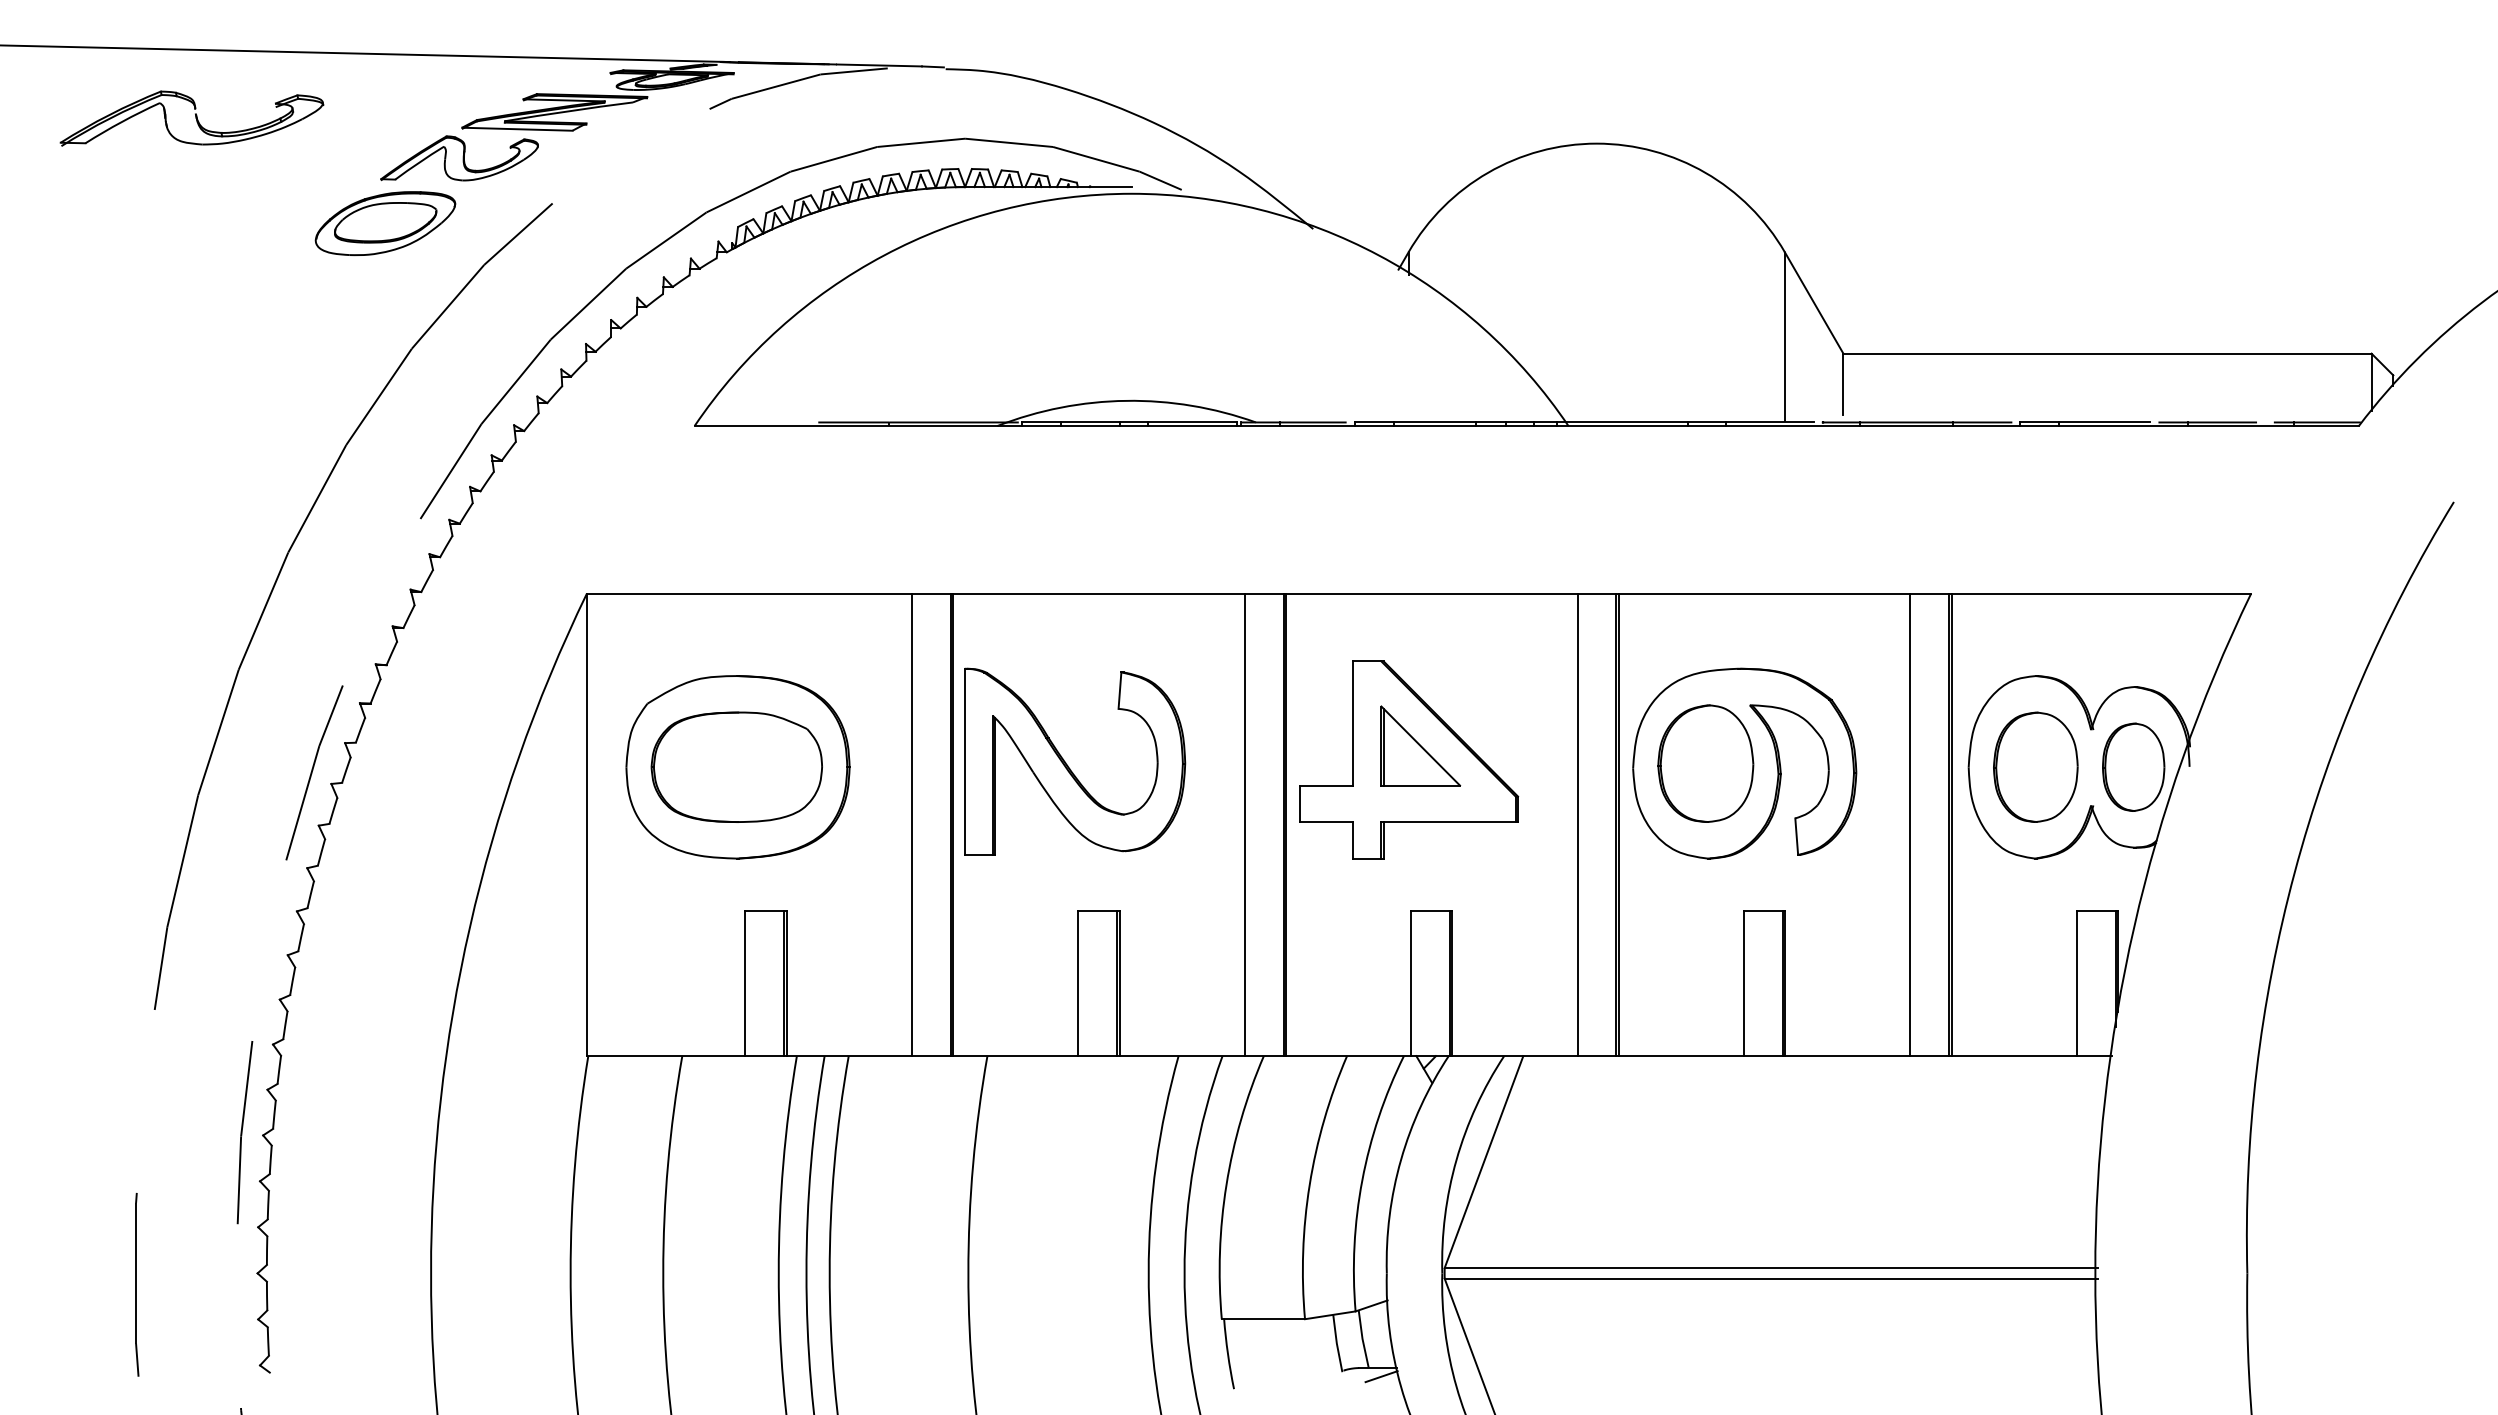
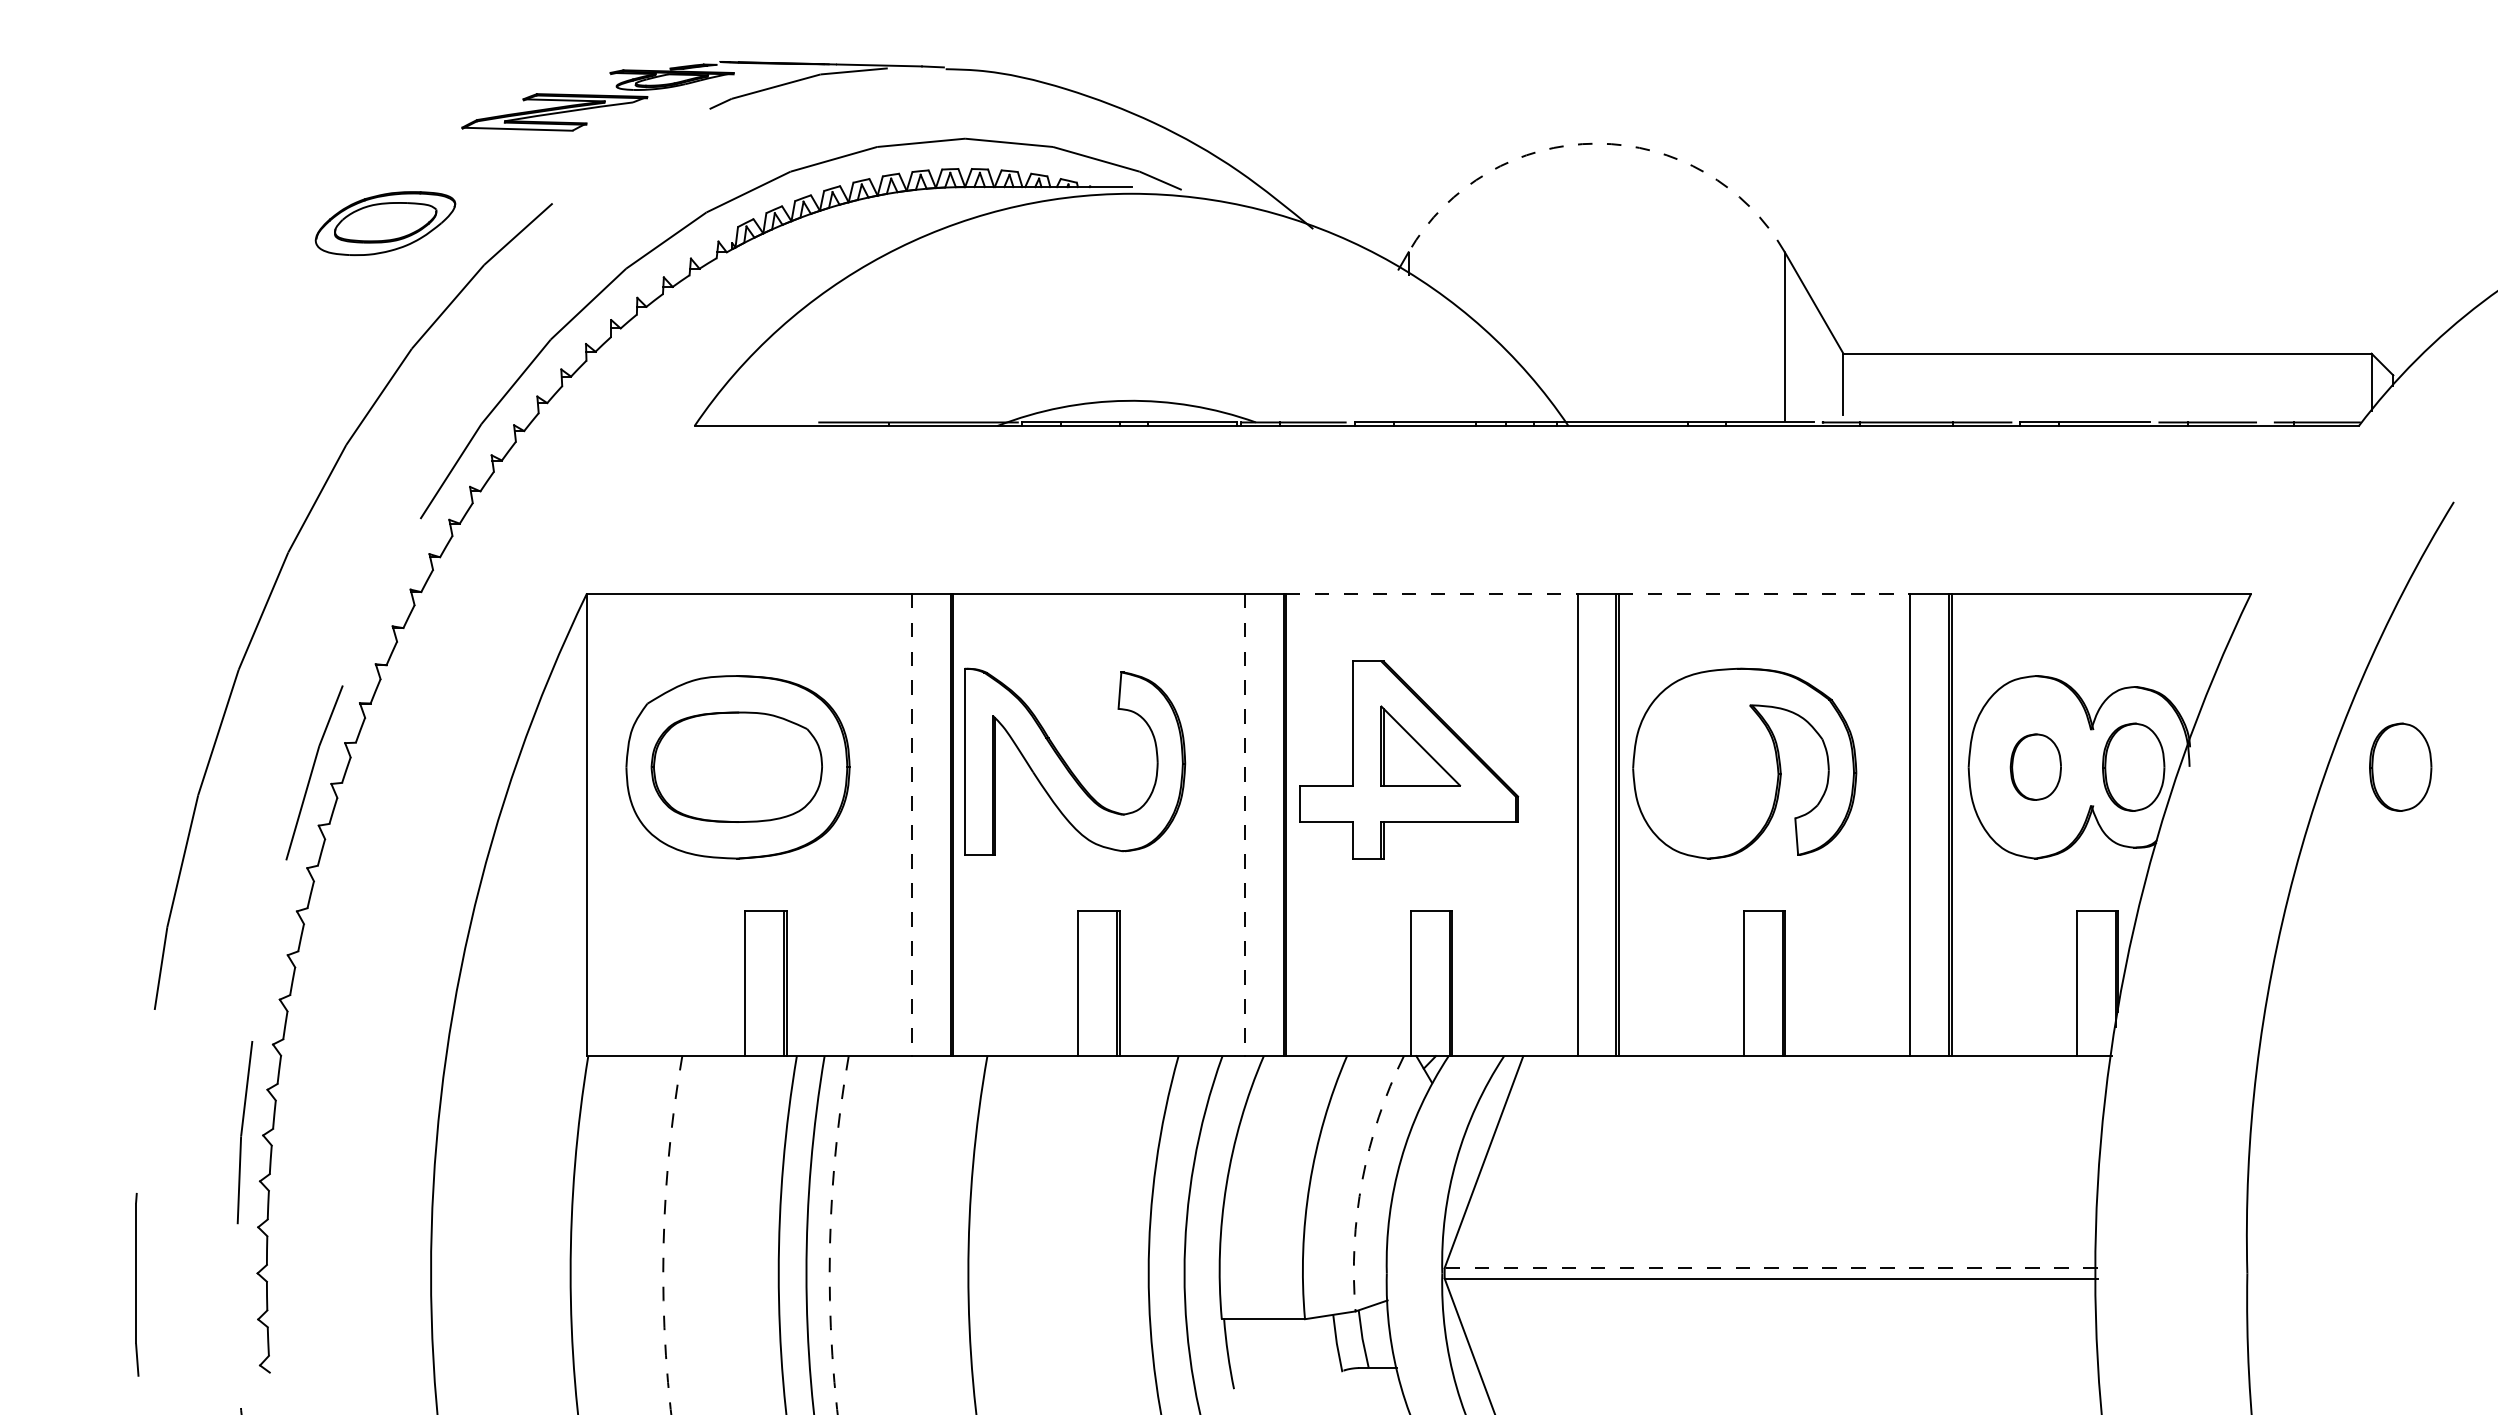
line: present -> none (364, 53)
part: present -> none (191, 118)
arc: solid -> dashed (1596, 143)
part: present -> none (459, 158)
line: solid -> dashed (1431, 593)
line: solid -> dashed (1764, 593)
part: present -> none (1705, 763)
part size: 86x112 px -> 53x68 px (2035, 766)
part: none -> present (2400, 766)
line: solid -> dashed (911, 825)
line: solid -> dashed (1244, 825)
arc: solid -> dashed (1362, 1180)
arc: solid -> dashed (664, 1235)
arc: solid -> dashed (830, 1235)
line: solid -> dashed (1770, 1268)
line: present -> none (1381, 1376)
